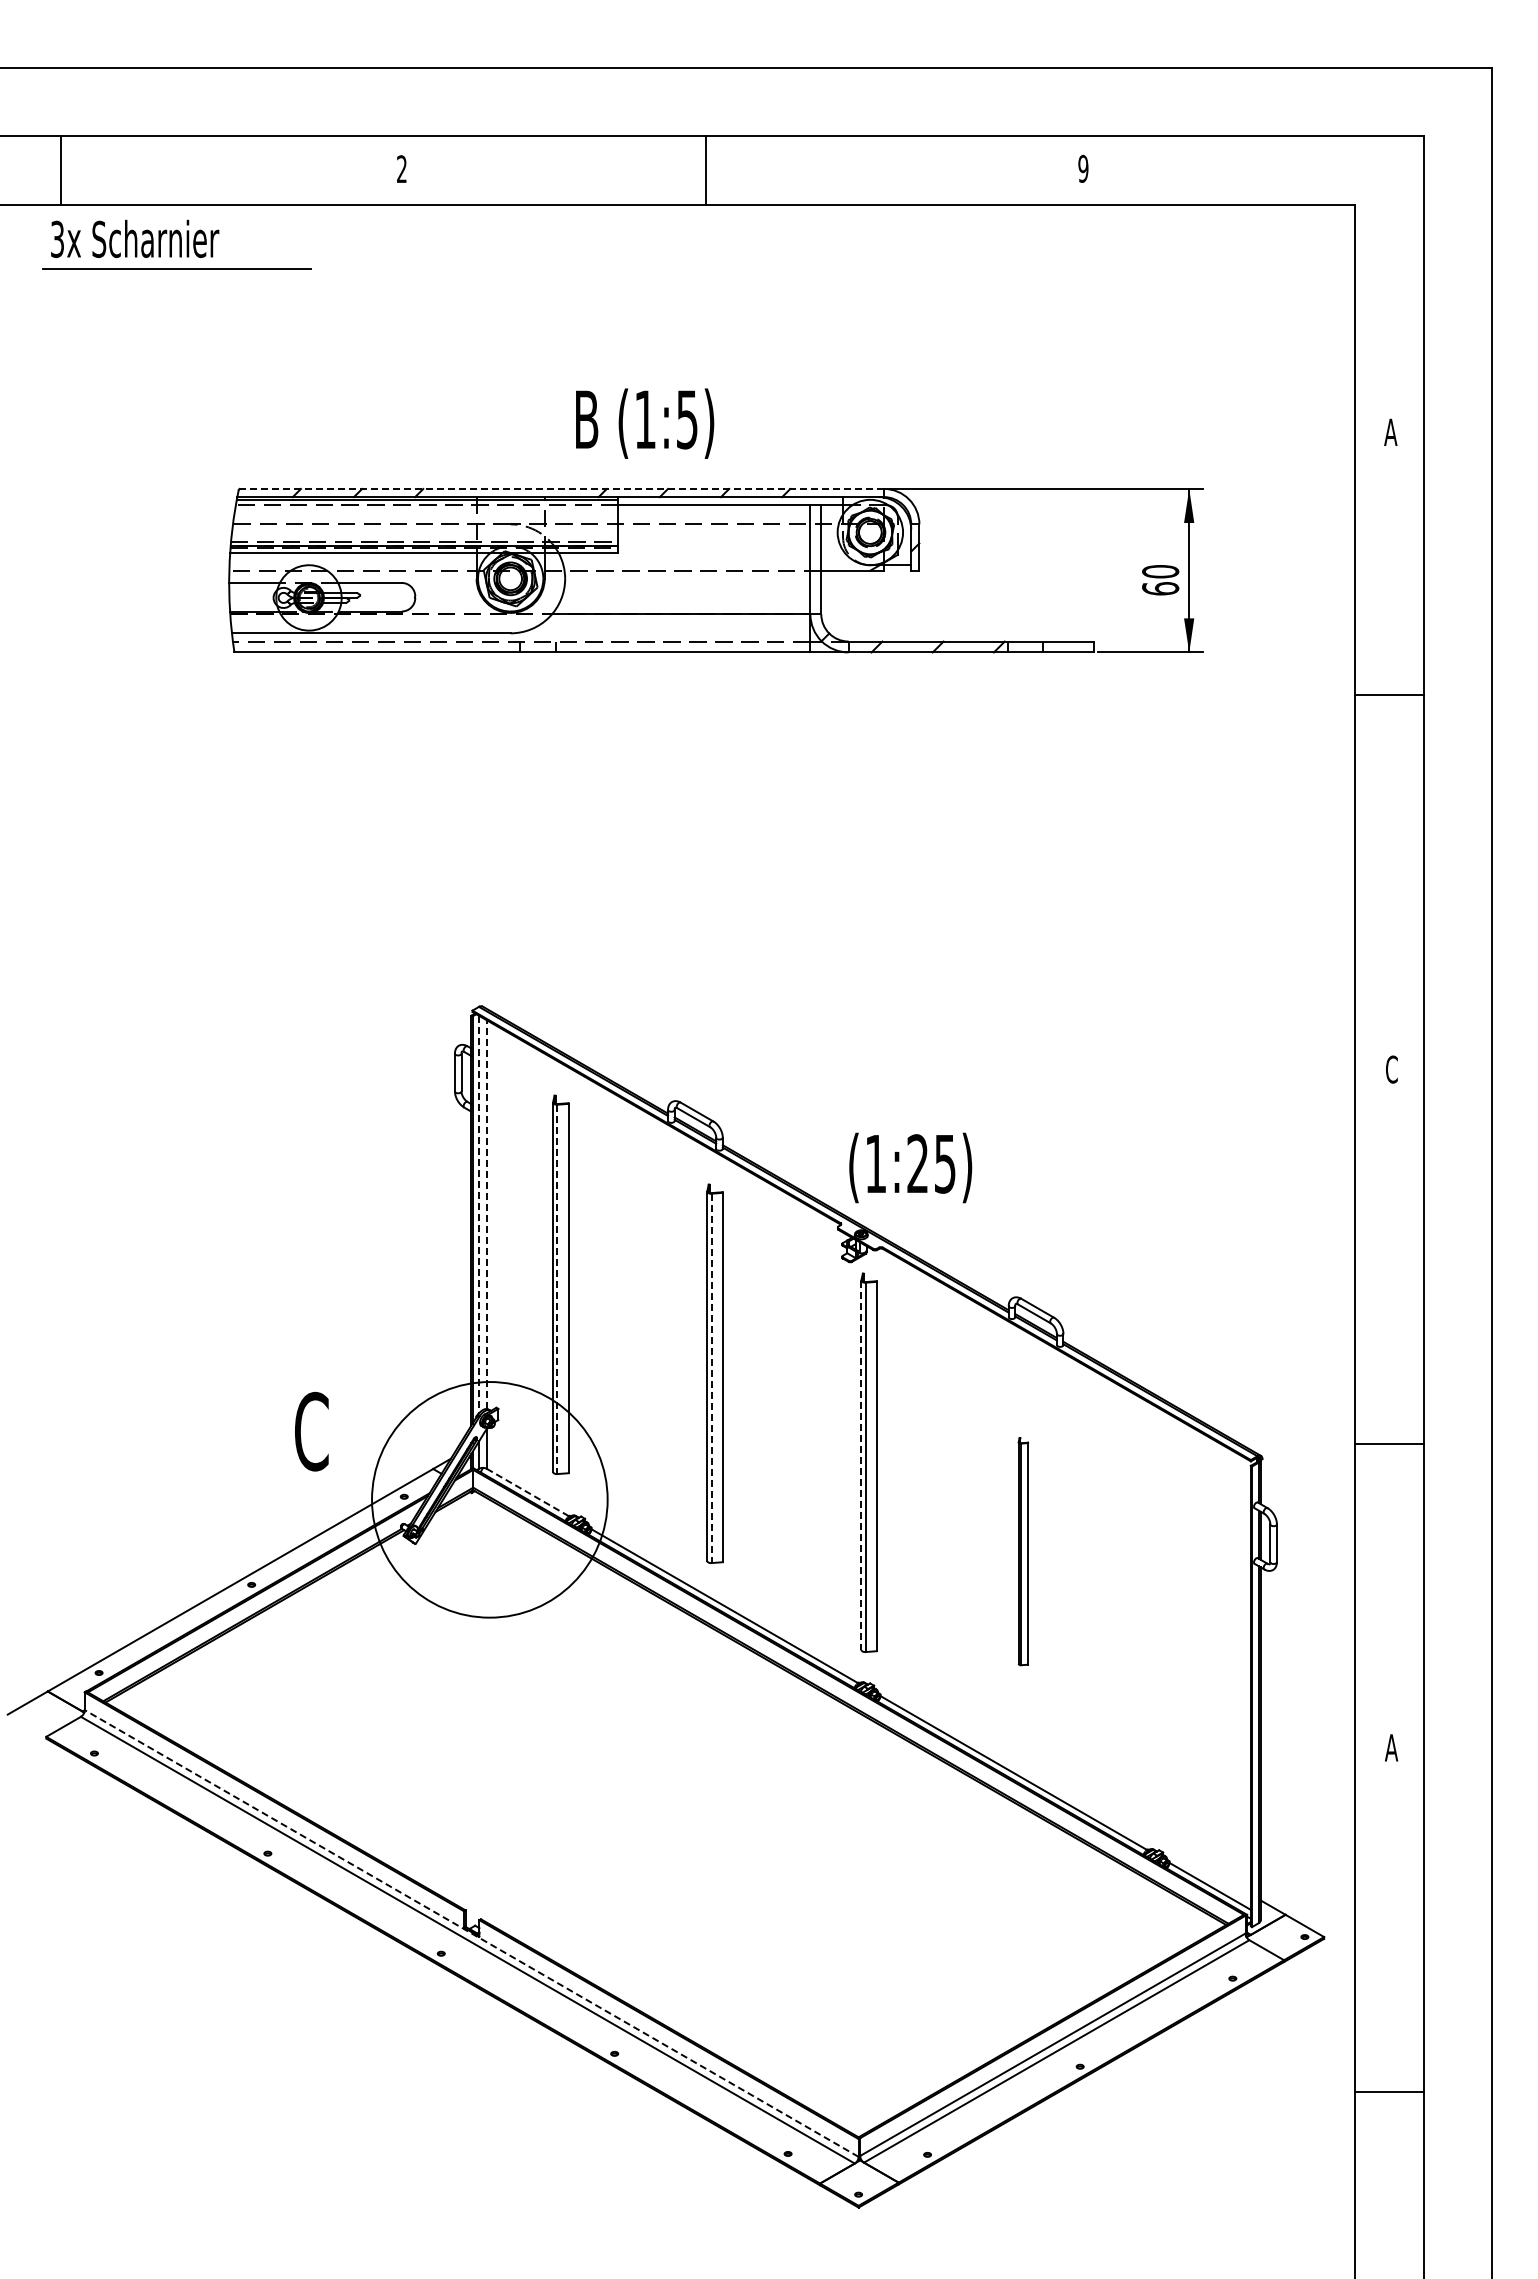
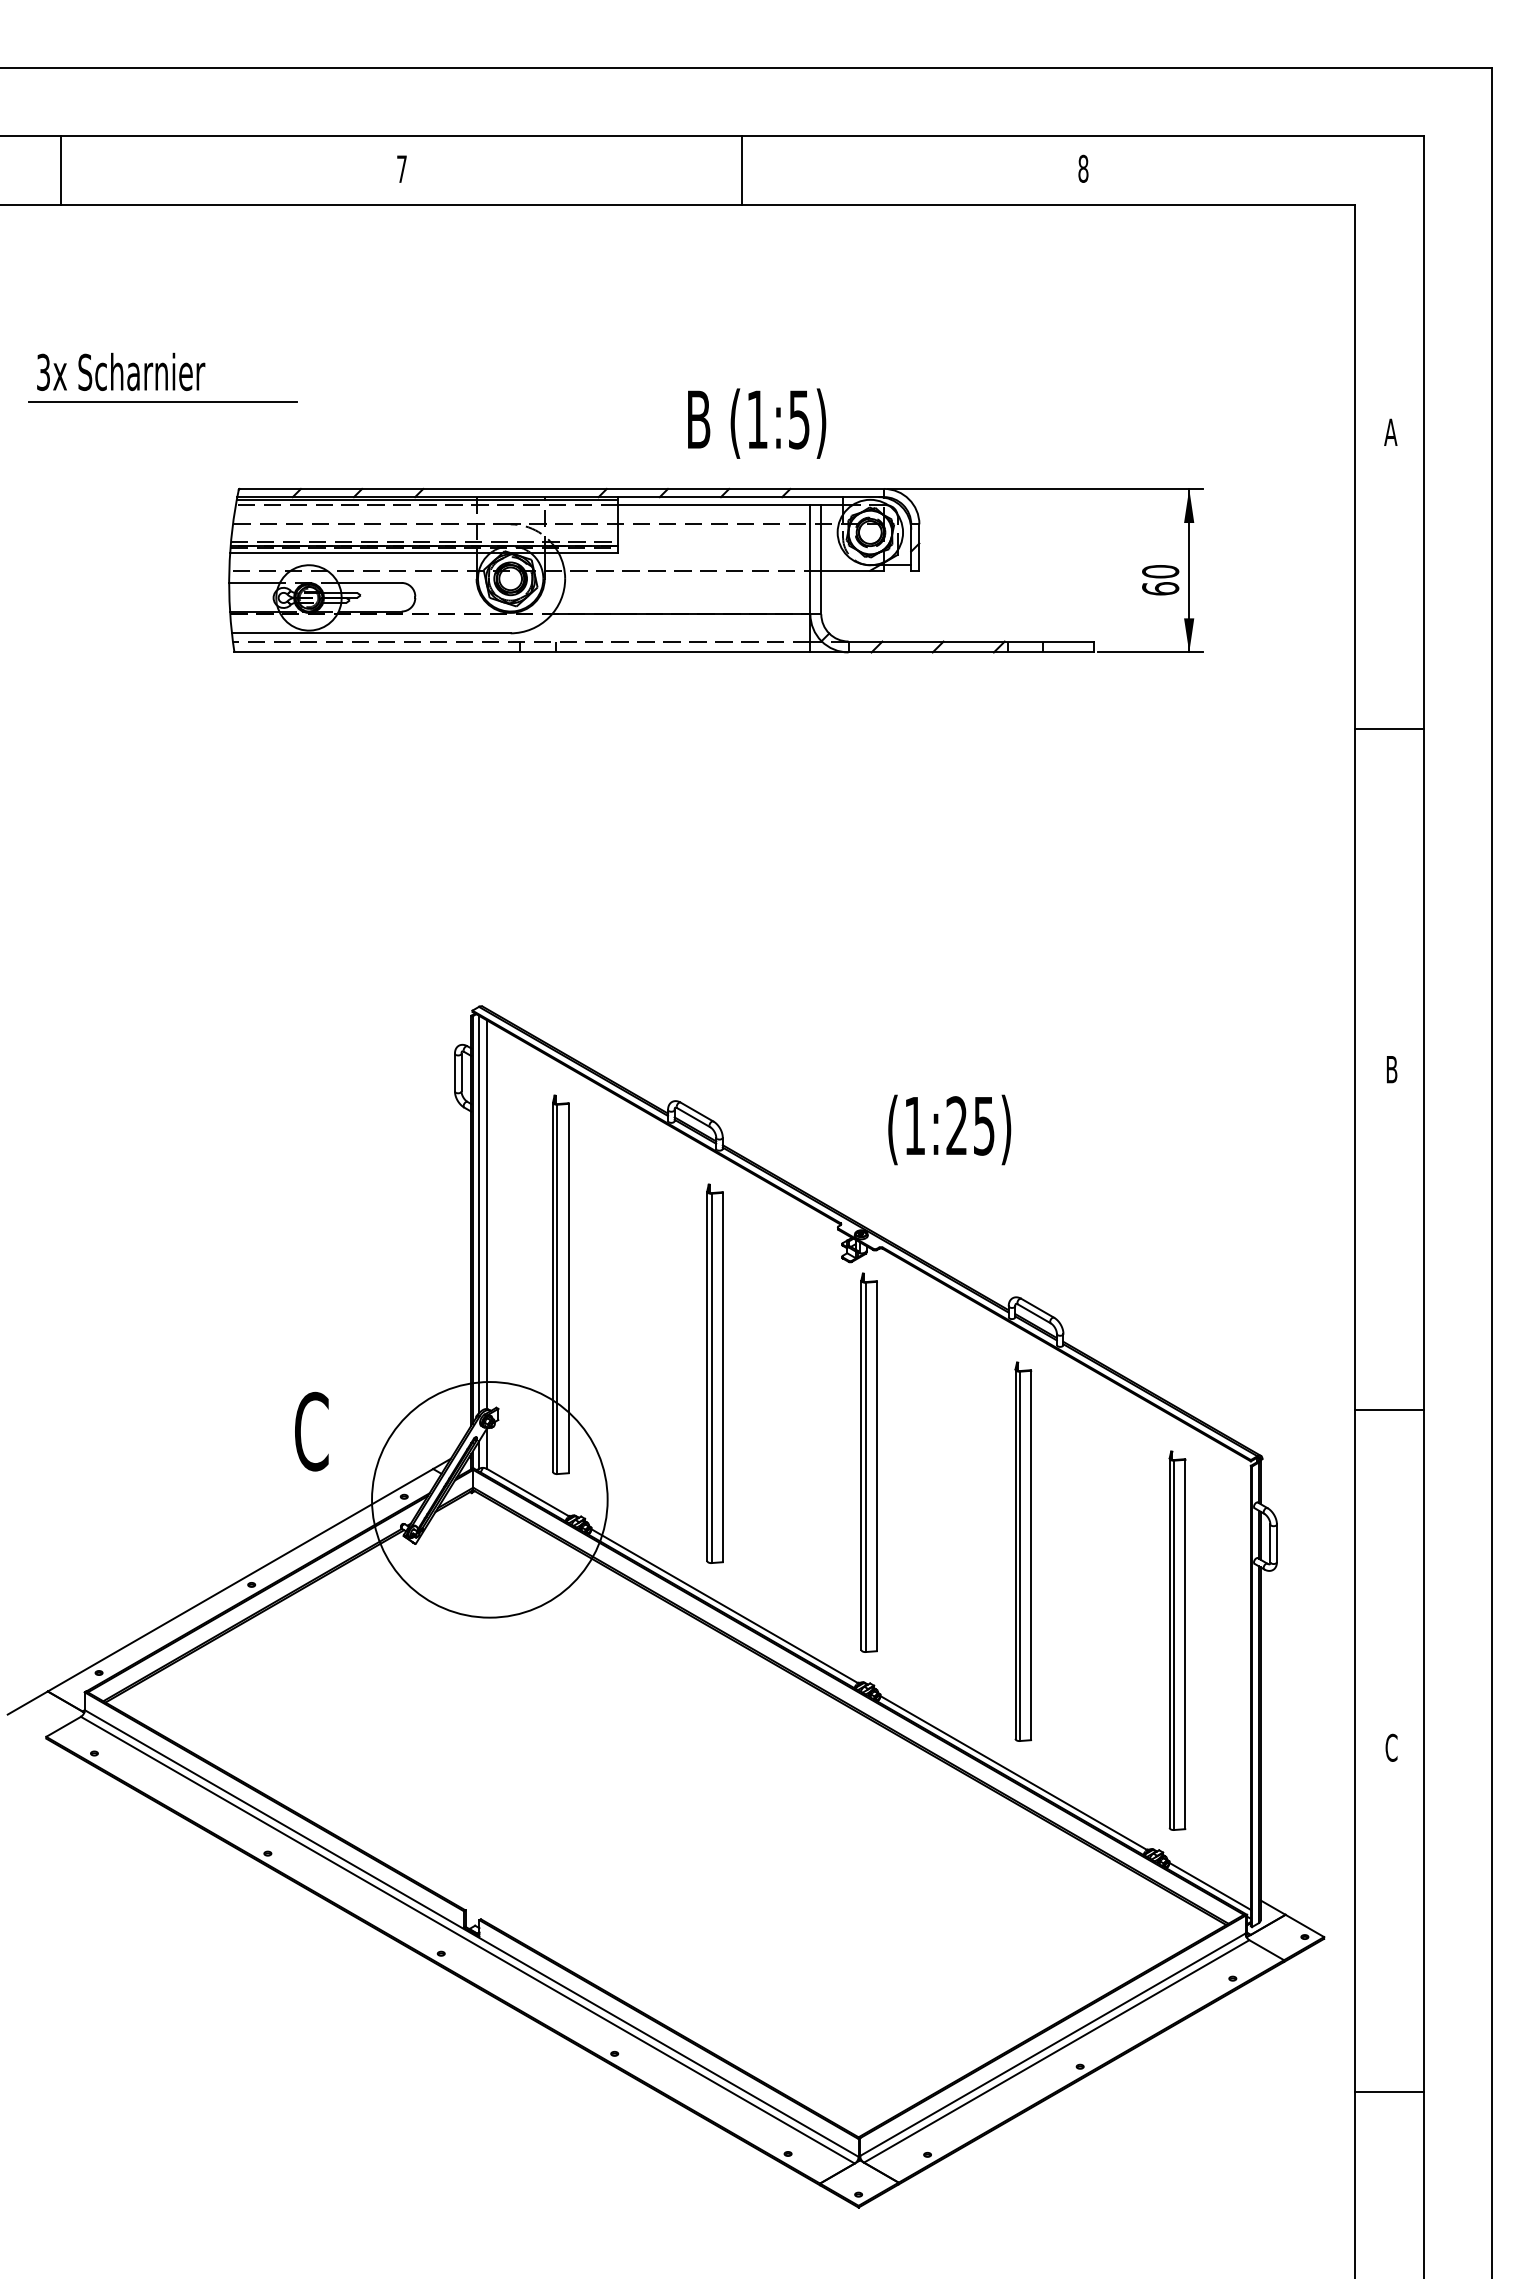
text: 2 -> 7 (401, 168)
text: 9 -> 8 (1083, 168)
line position: (706, 170) -> (742, 170) (742, 170)
part position: (176, 244) -> (162, 377) (162, 377)
text position: (645, 423) -> (757, 423) (757, 423)
line: dashed -> solid (560, 488)
line position: (1389, 695) -> (1389, 729) (1389, 729)
text: C -> B (1391, 1069)
text position: (910, 1167) -> (949, 1129) (949, 1129)
line: dashed -> solid (479, 1214)
line: dashed -> solid (486, 1214)
line: dashed -> solid (557, 1289)
line: dashed -> solid (711, 1378)
line position: (1389, 1444) -> (1389, 1410) (1389, 1410)
line: dashed -> solid (861, 1465)
line: dashed -> solid (527, 1492)
part size: 13x230 px -> 19x381 px (1023, 1551)
part: none -> present (1177, 1640)
text: A -> C (1391, 1747)
line: dashed -> solid (471, 1933)
